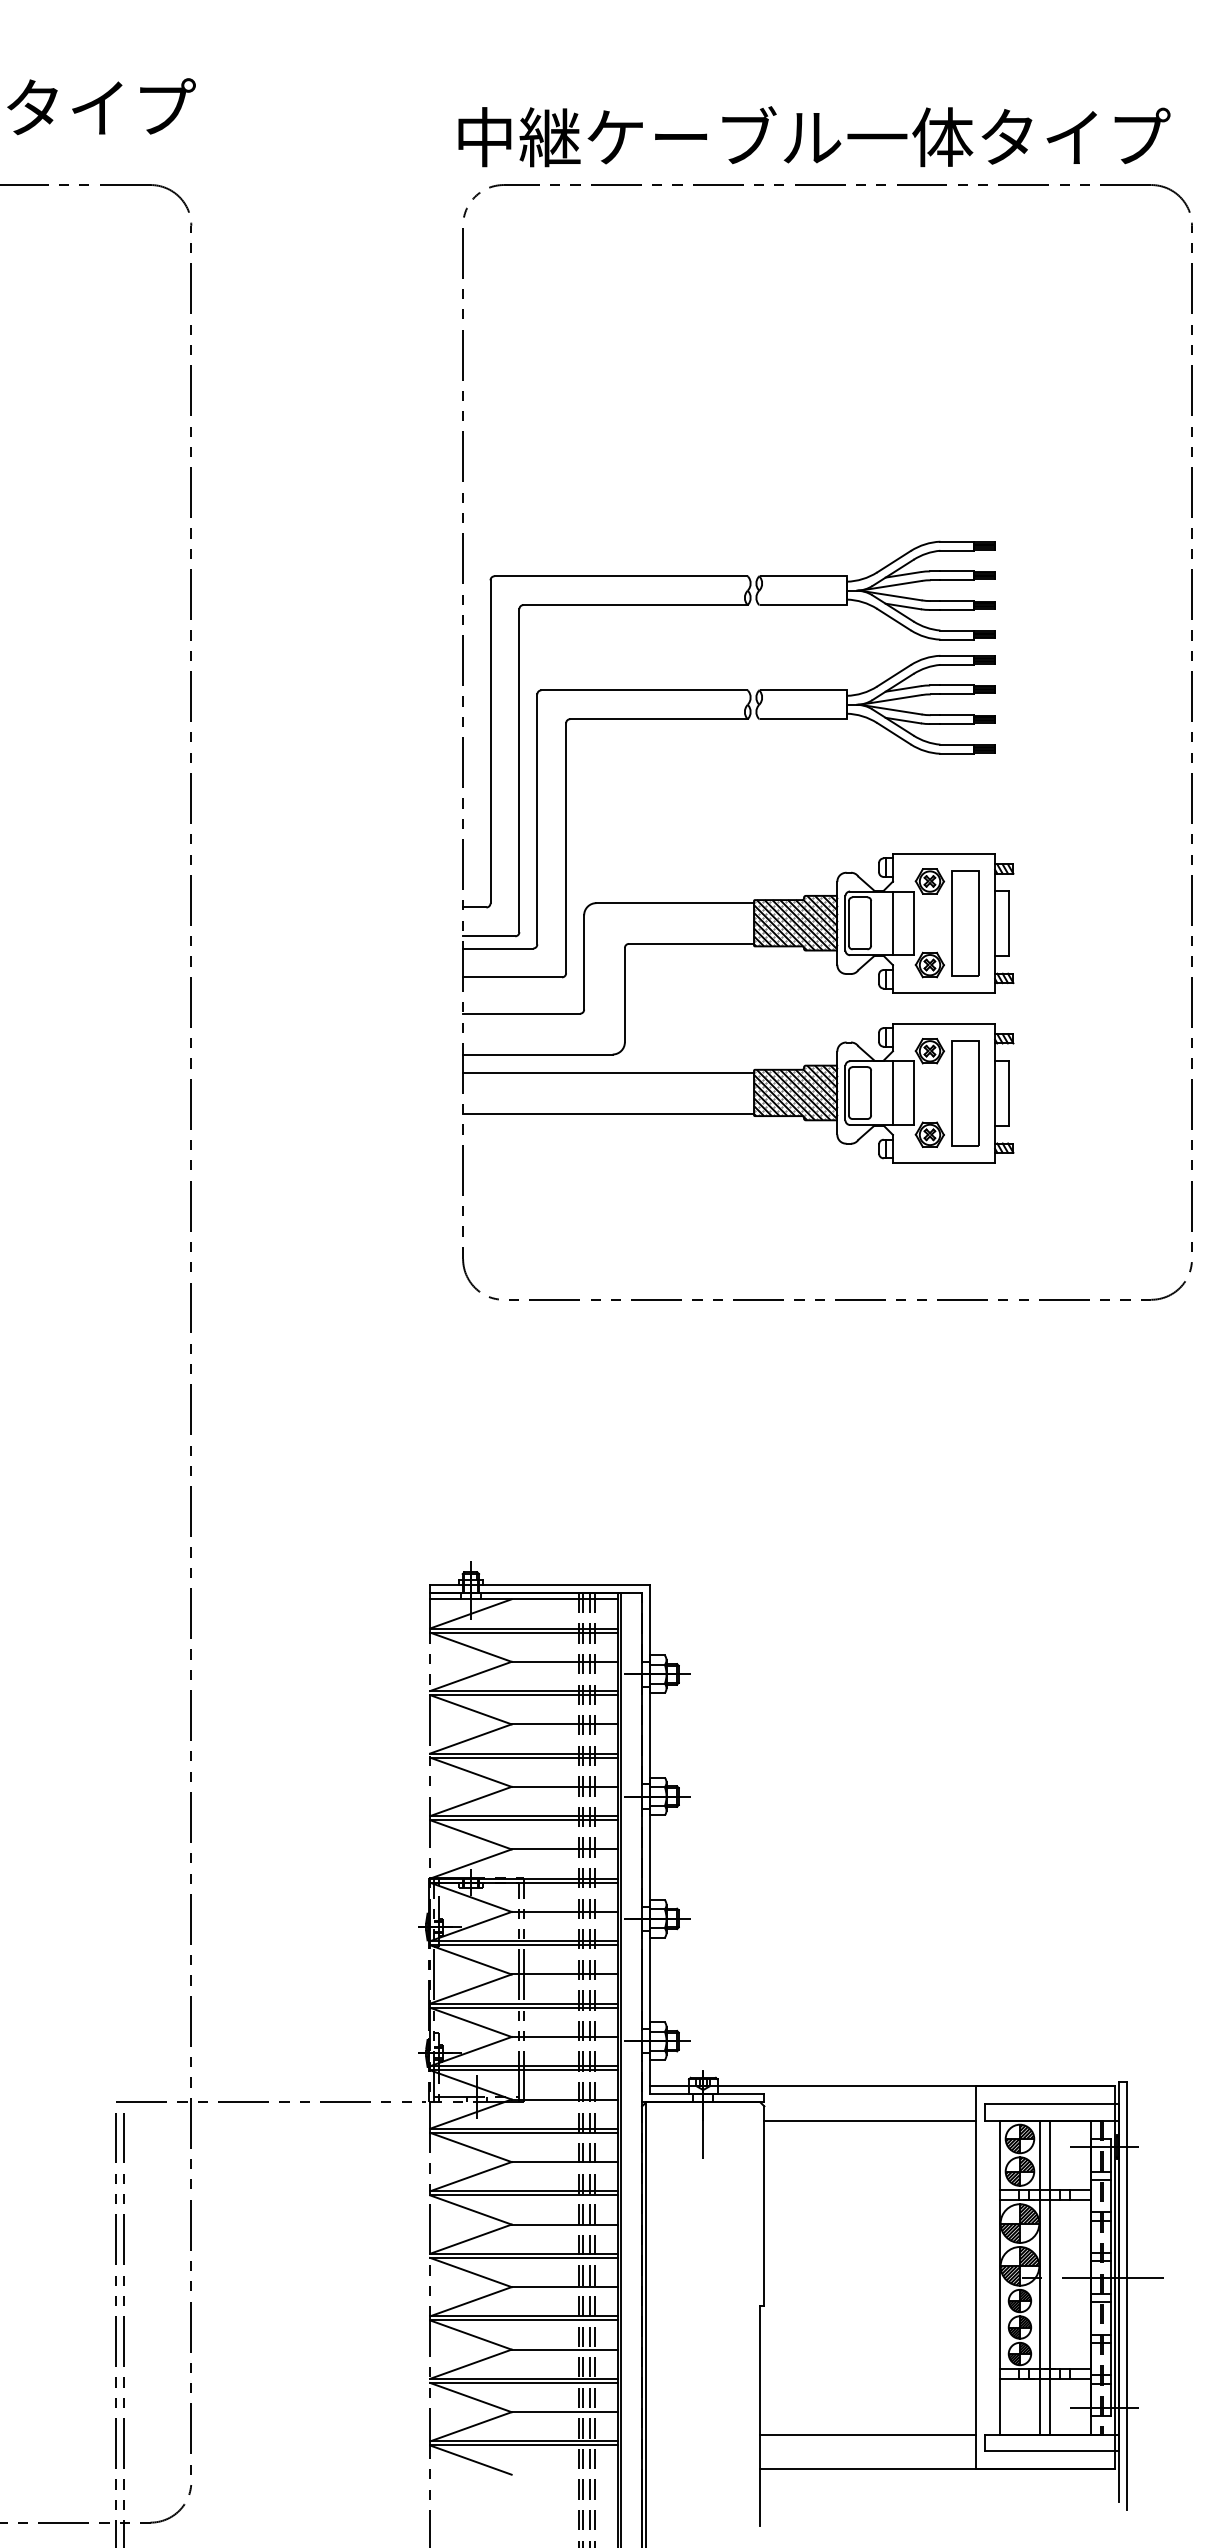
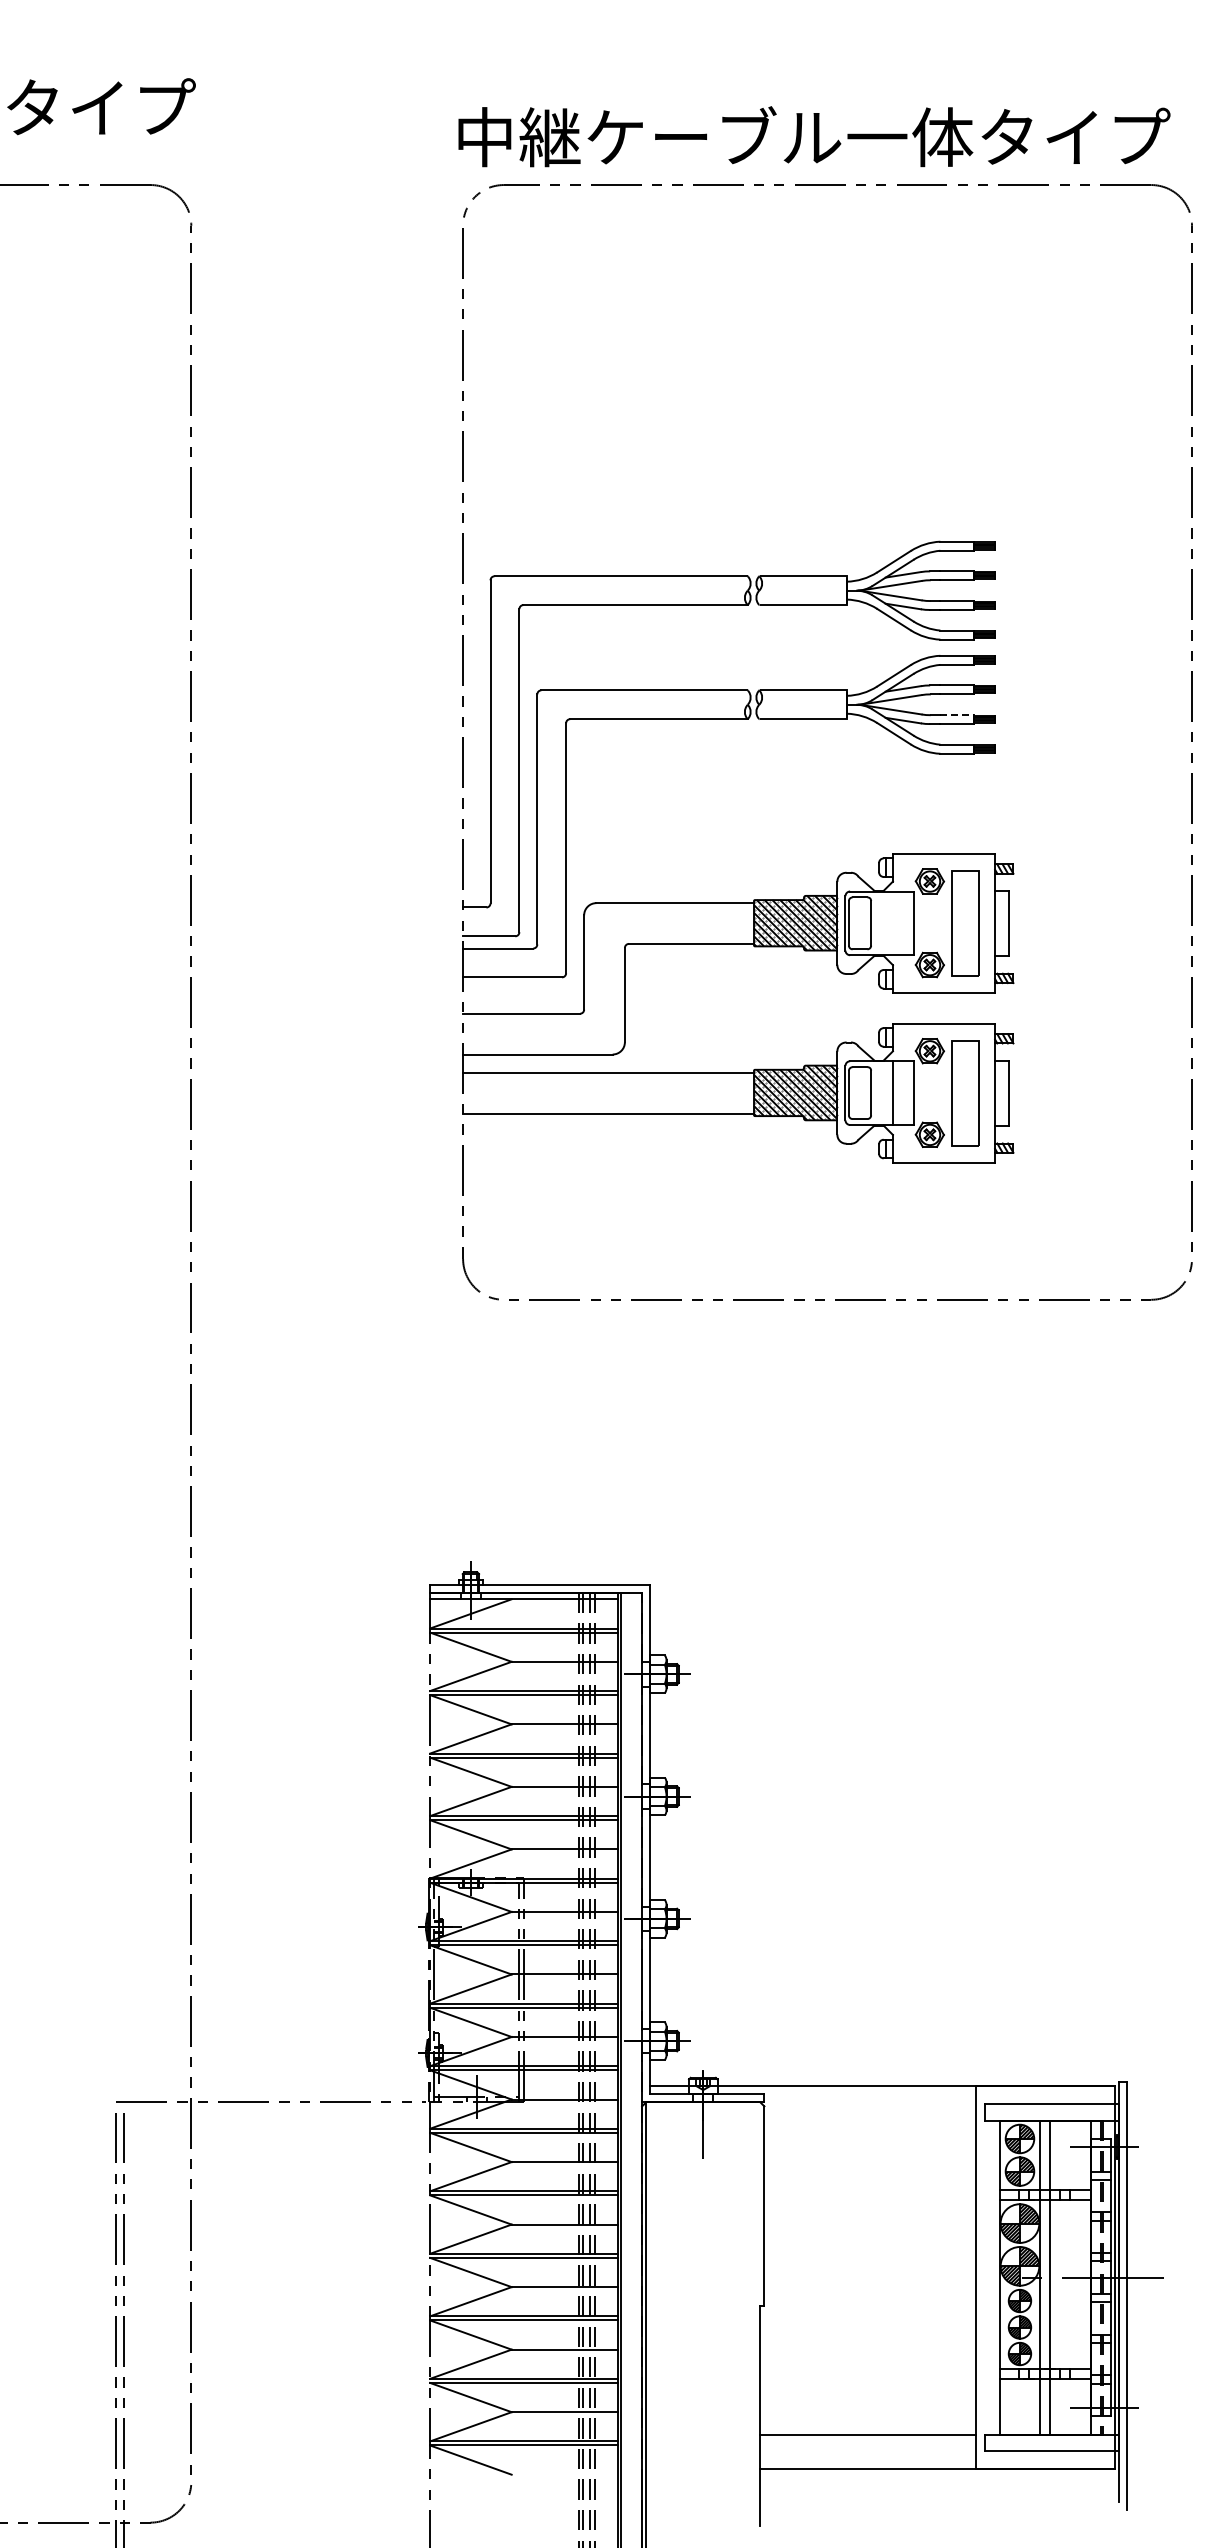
line: solid -> dashed (957, 715)
line: present -> none (892, 923)
line: present -> none (870, 2120)
